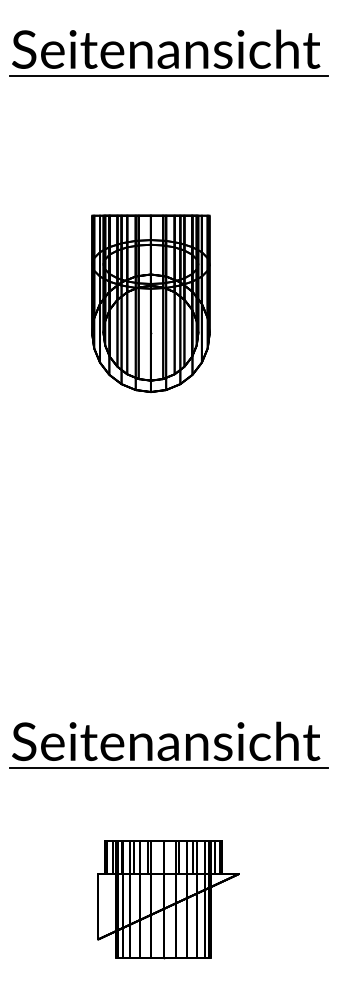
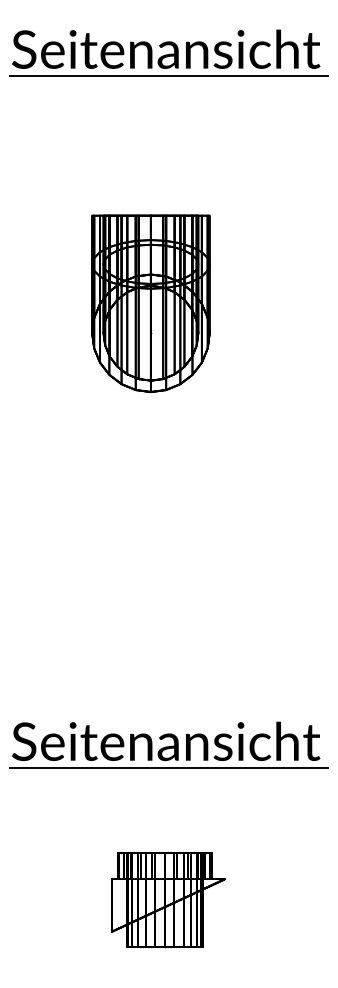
part size: 143x120 px -> 115x97 px (168, 900)
